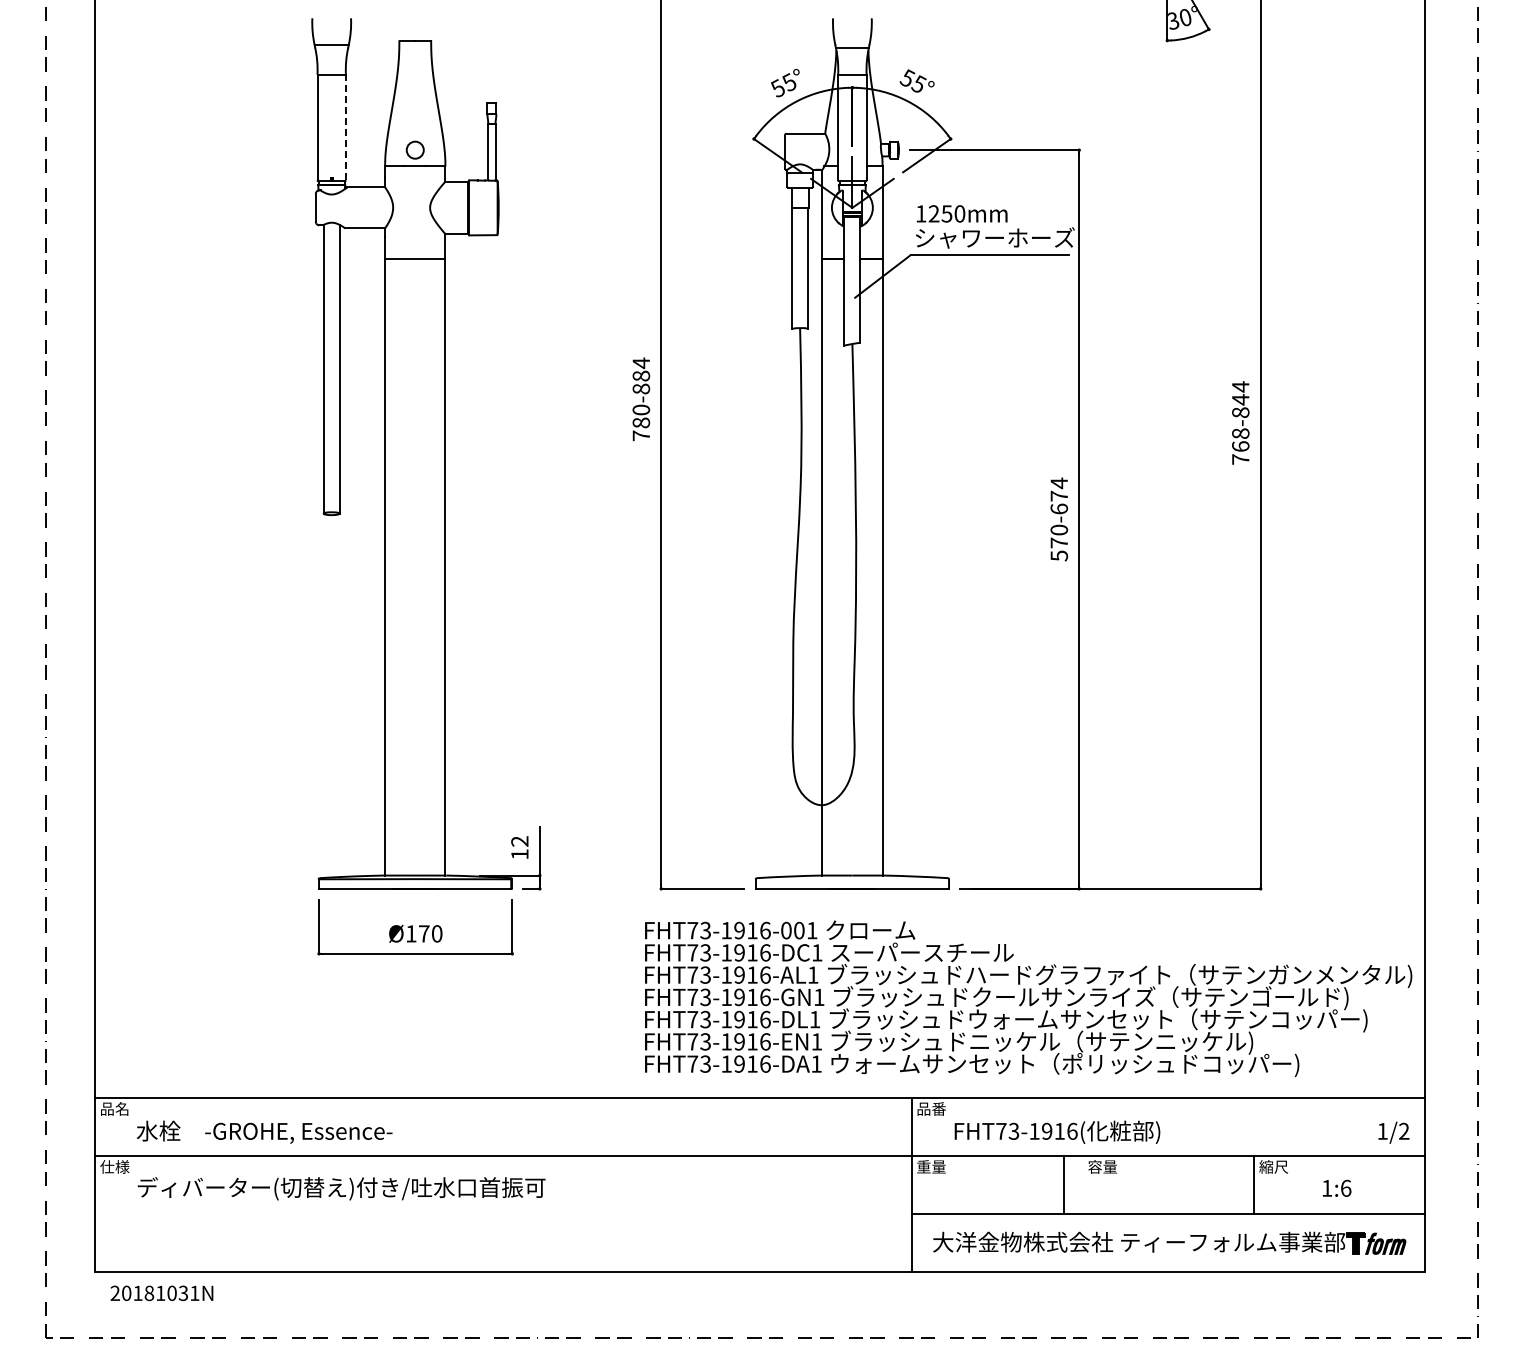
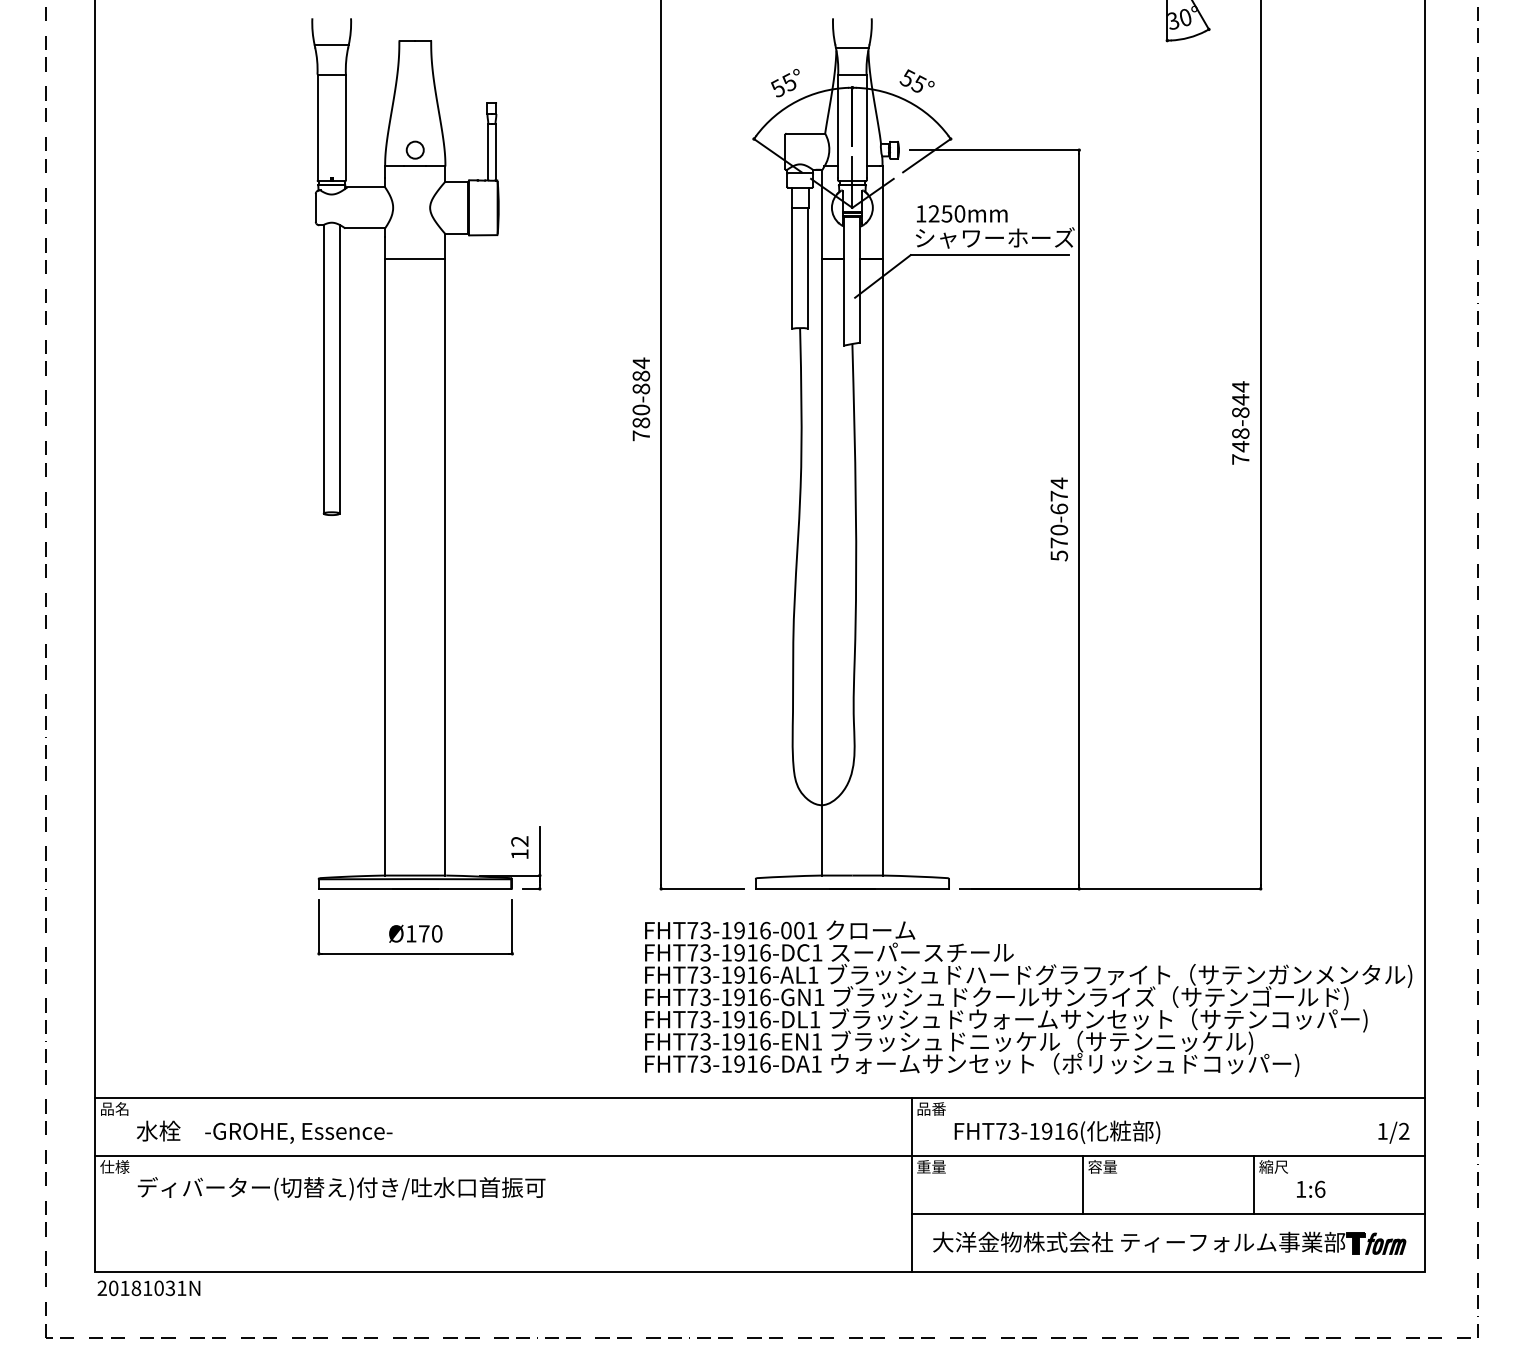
line: dashed -> solid (345, 127)
text: 768-844 -> 748-844 (1240, 446)
line position: (1063, 1184) -> (1082, 1184) (1082, 1184)
text position: (1337, 1187) -> (1311, 1188) (1311, 1188)
text position: (161, 1293) -> (148, 1288) (148, 1288)
